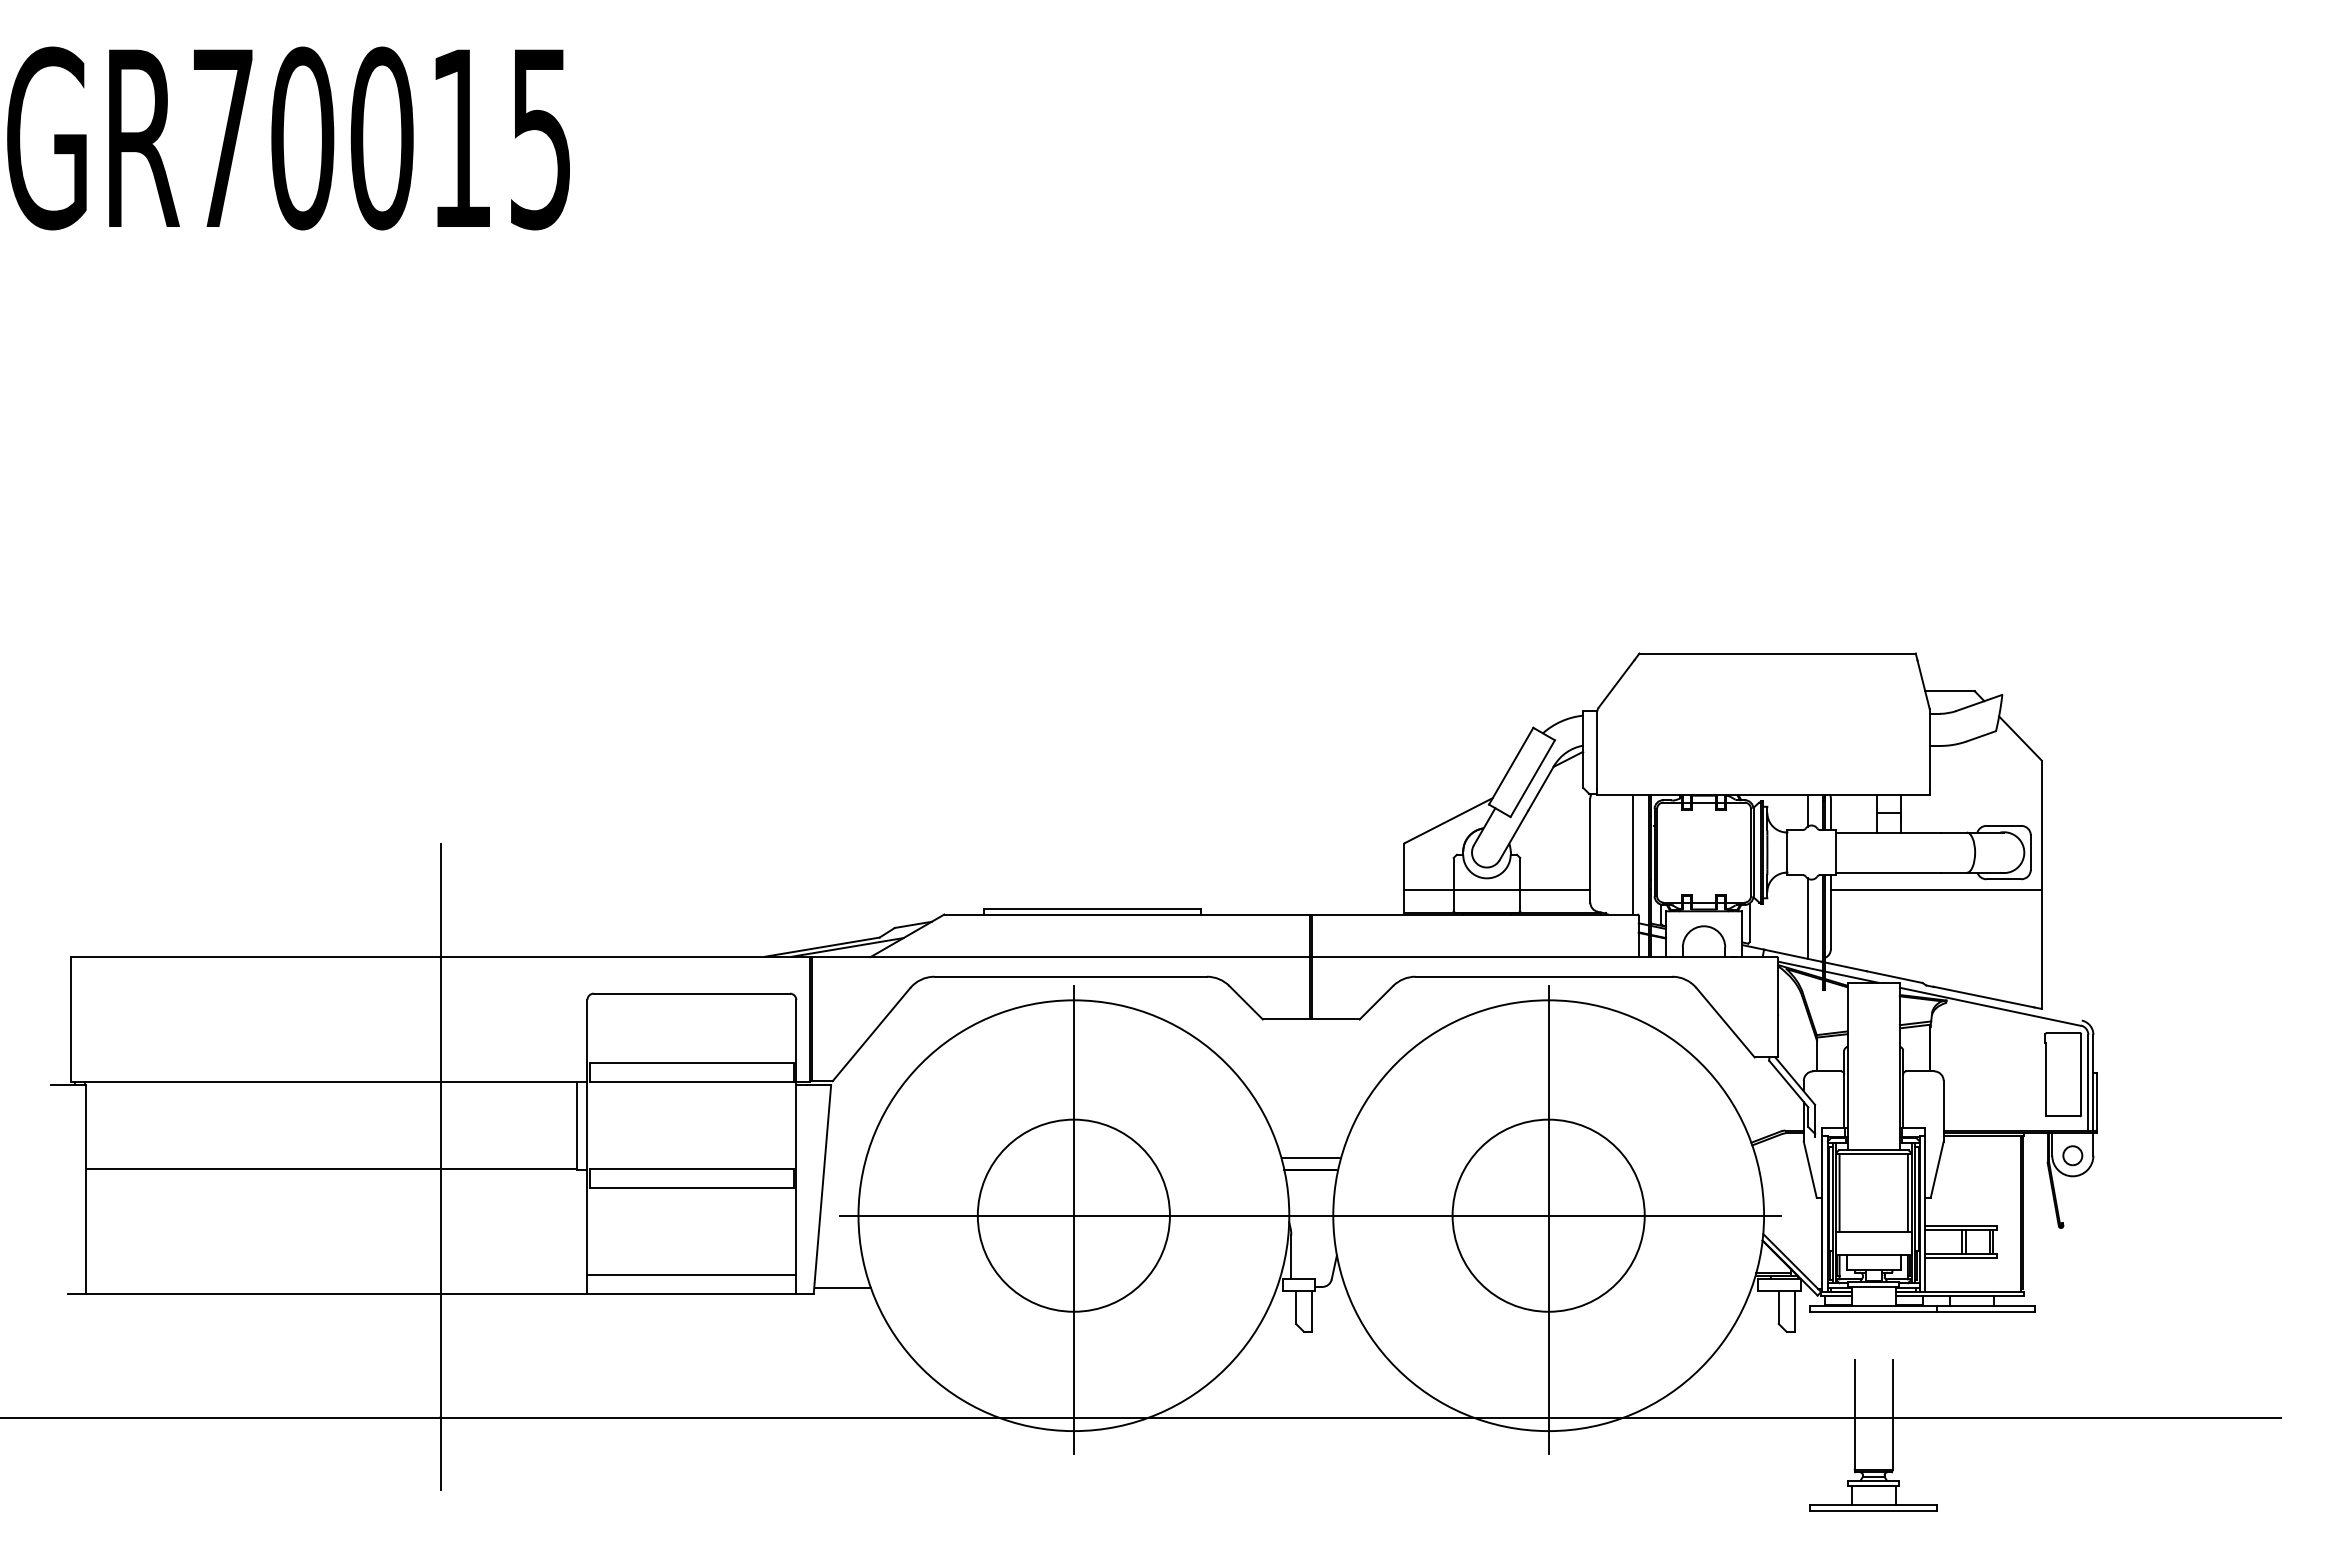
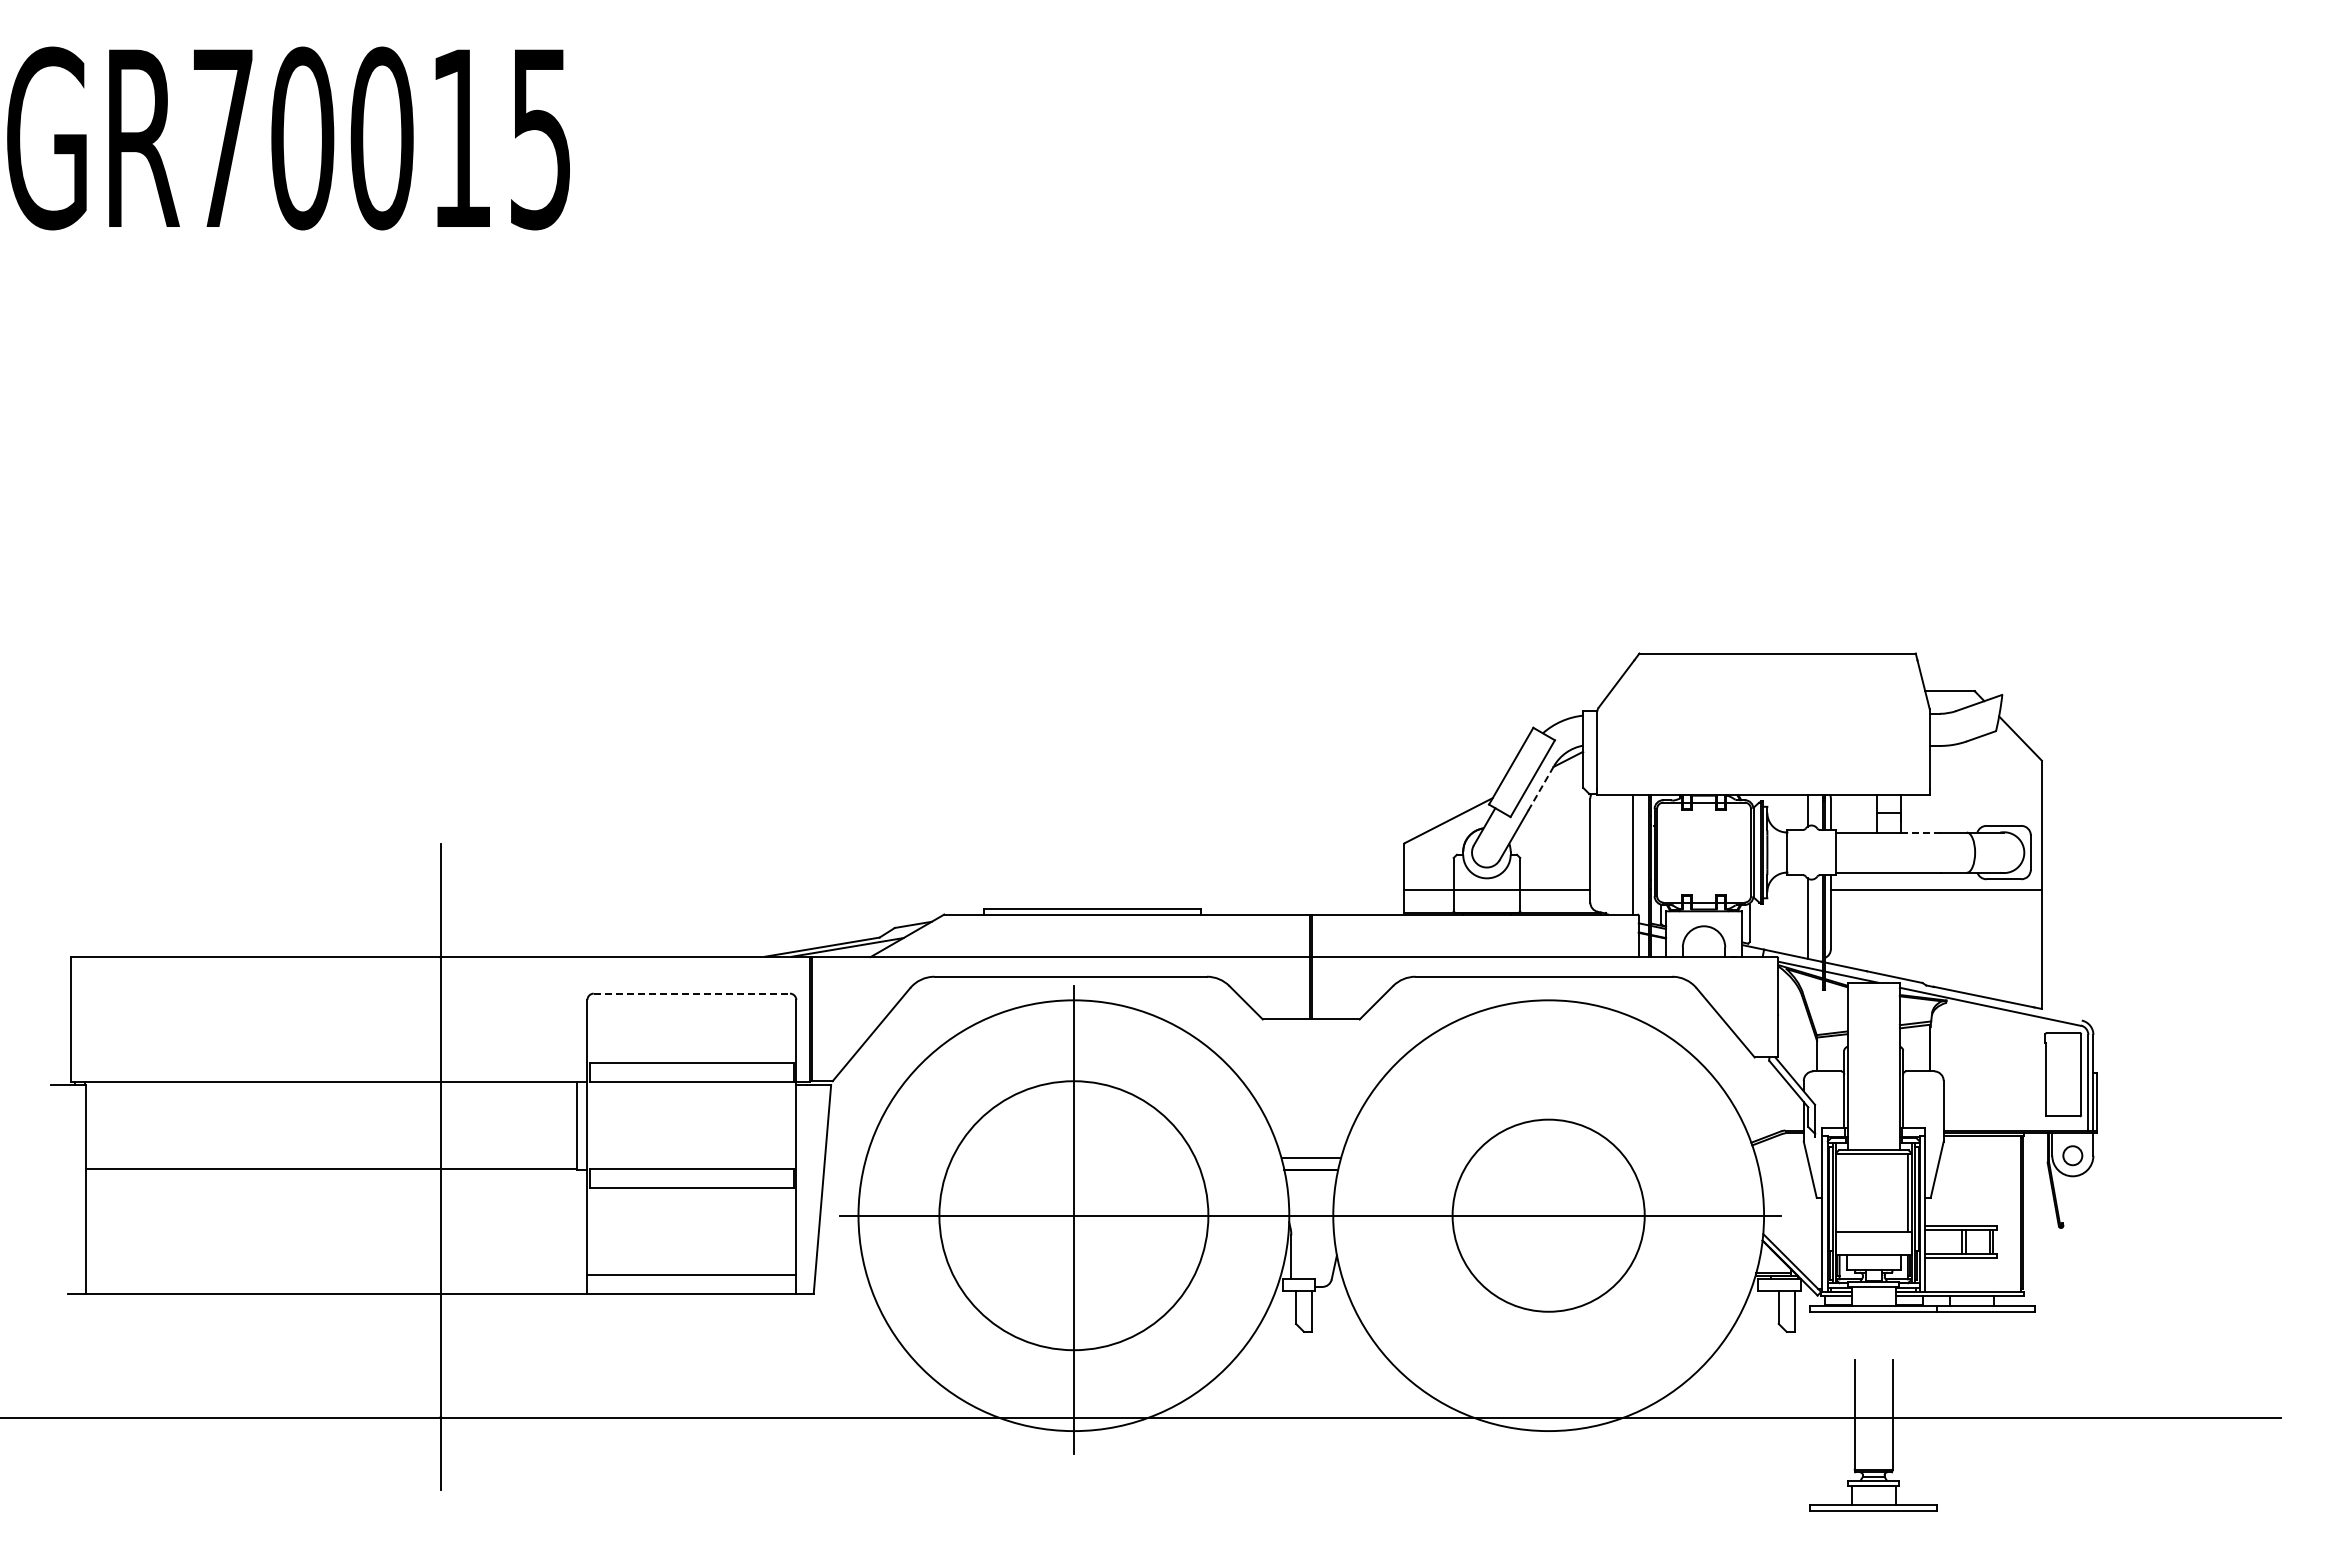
line: solid -> dashed (1541, 788)
line: solid -> dashed (1920, 832)
line: solid -> dashed (692, 993)
line: present -> none (1839, 1192)
circle diameter: 192 px -> 269 px (1073, 1215)
line: present -> none (1548, 1219)
line: present -> none (842, 1288)
